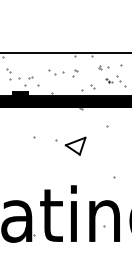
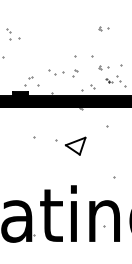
part: none -> present (103, 28)
line: present -> none (65, 52)
part position: (13, 74) -> (13, 34) (13, 34)
